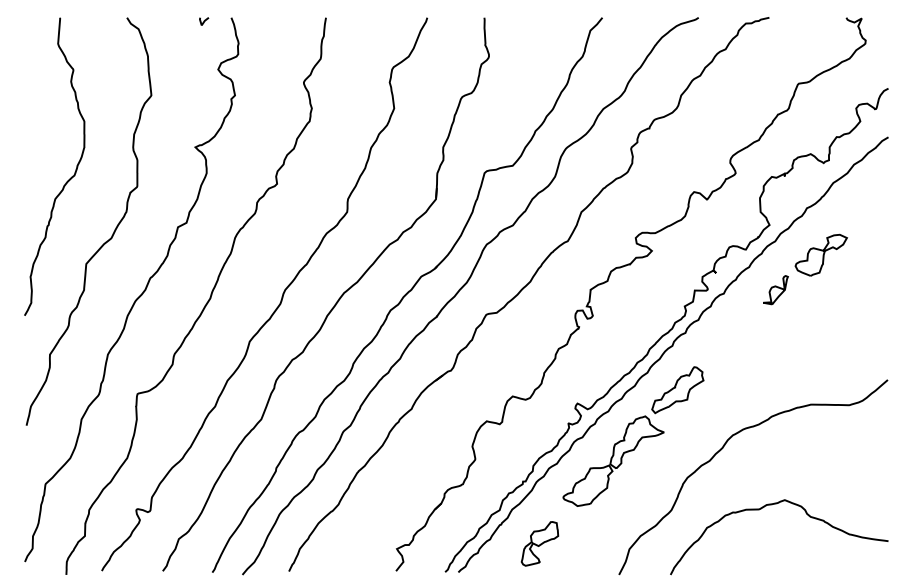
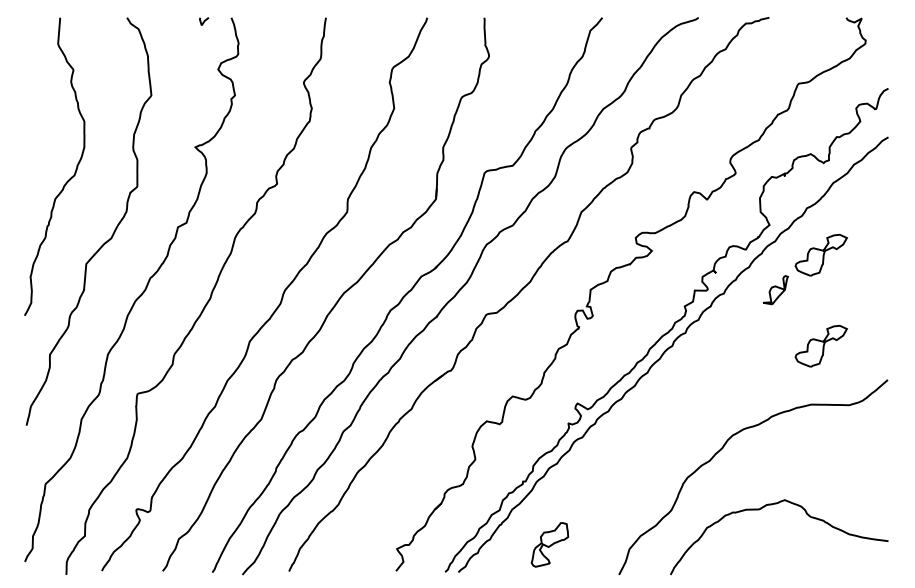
part: none -> present (820, 345)
part: present -> none (633, 436)
part position: (539, 543) -> (549, 544) (549, 544)
